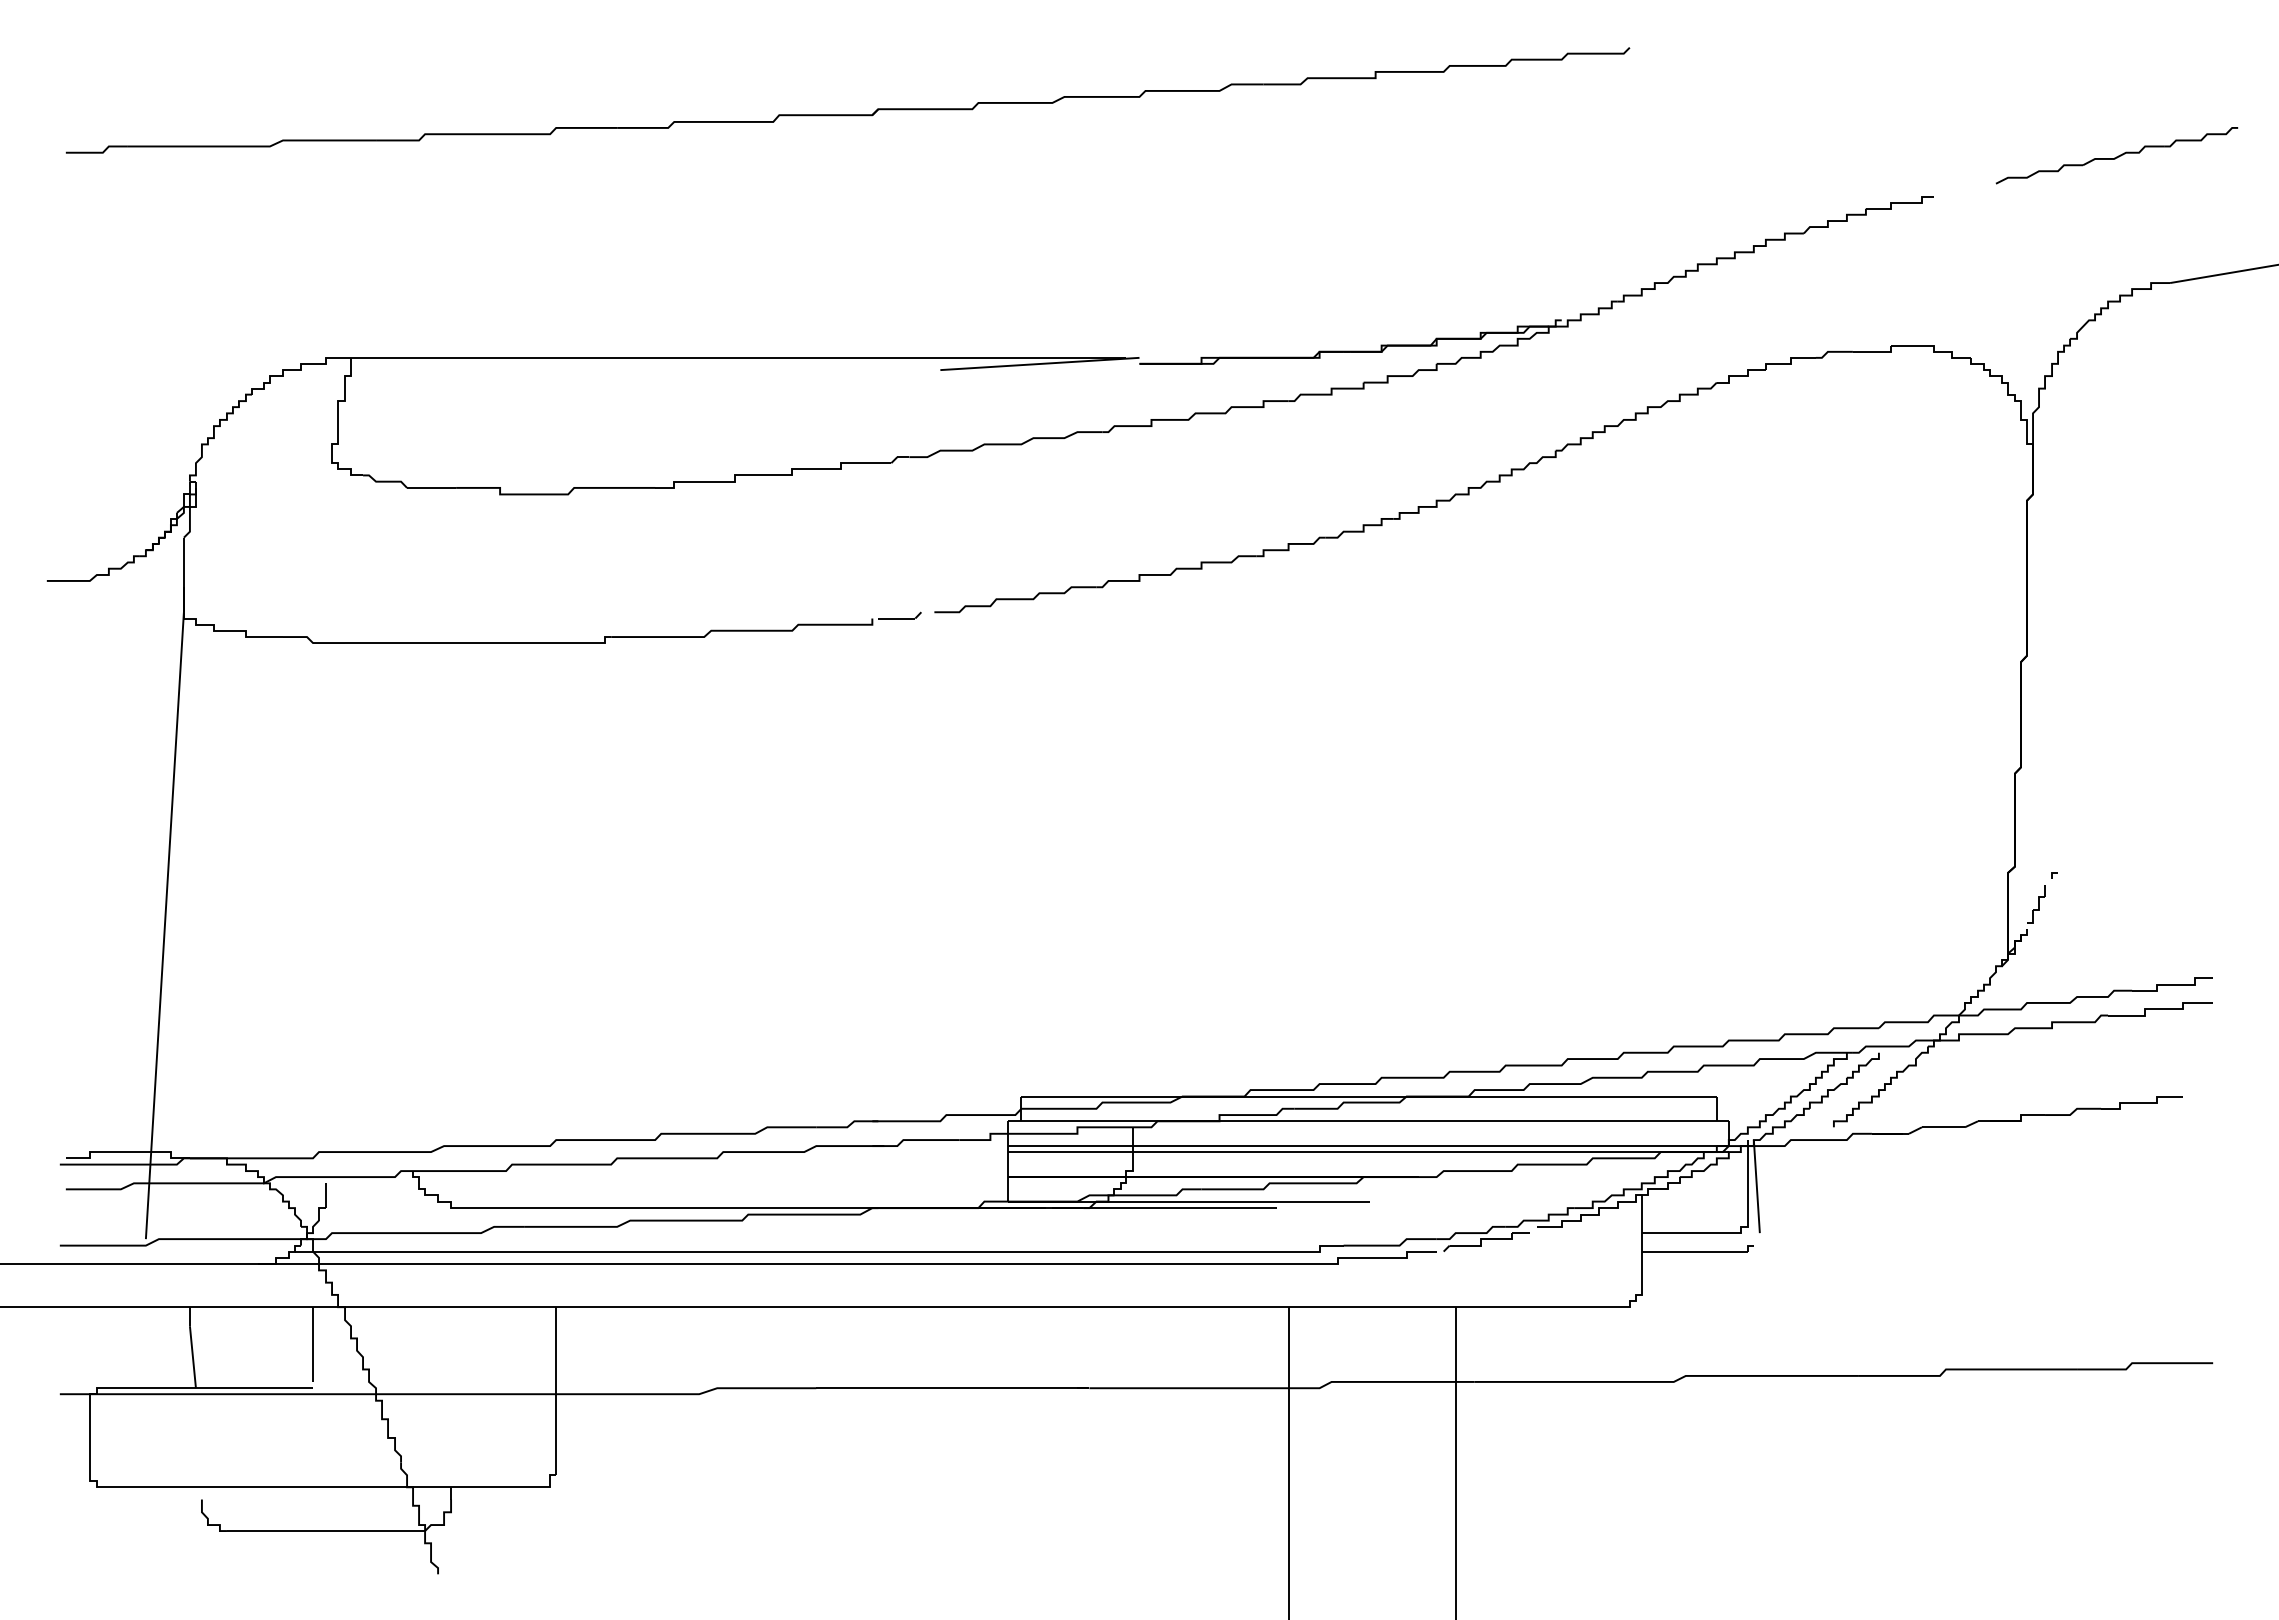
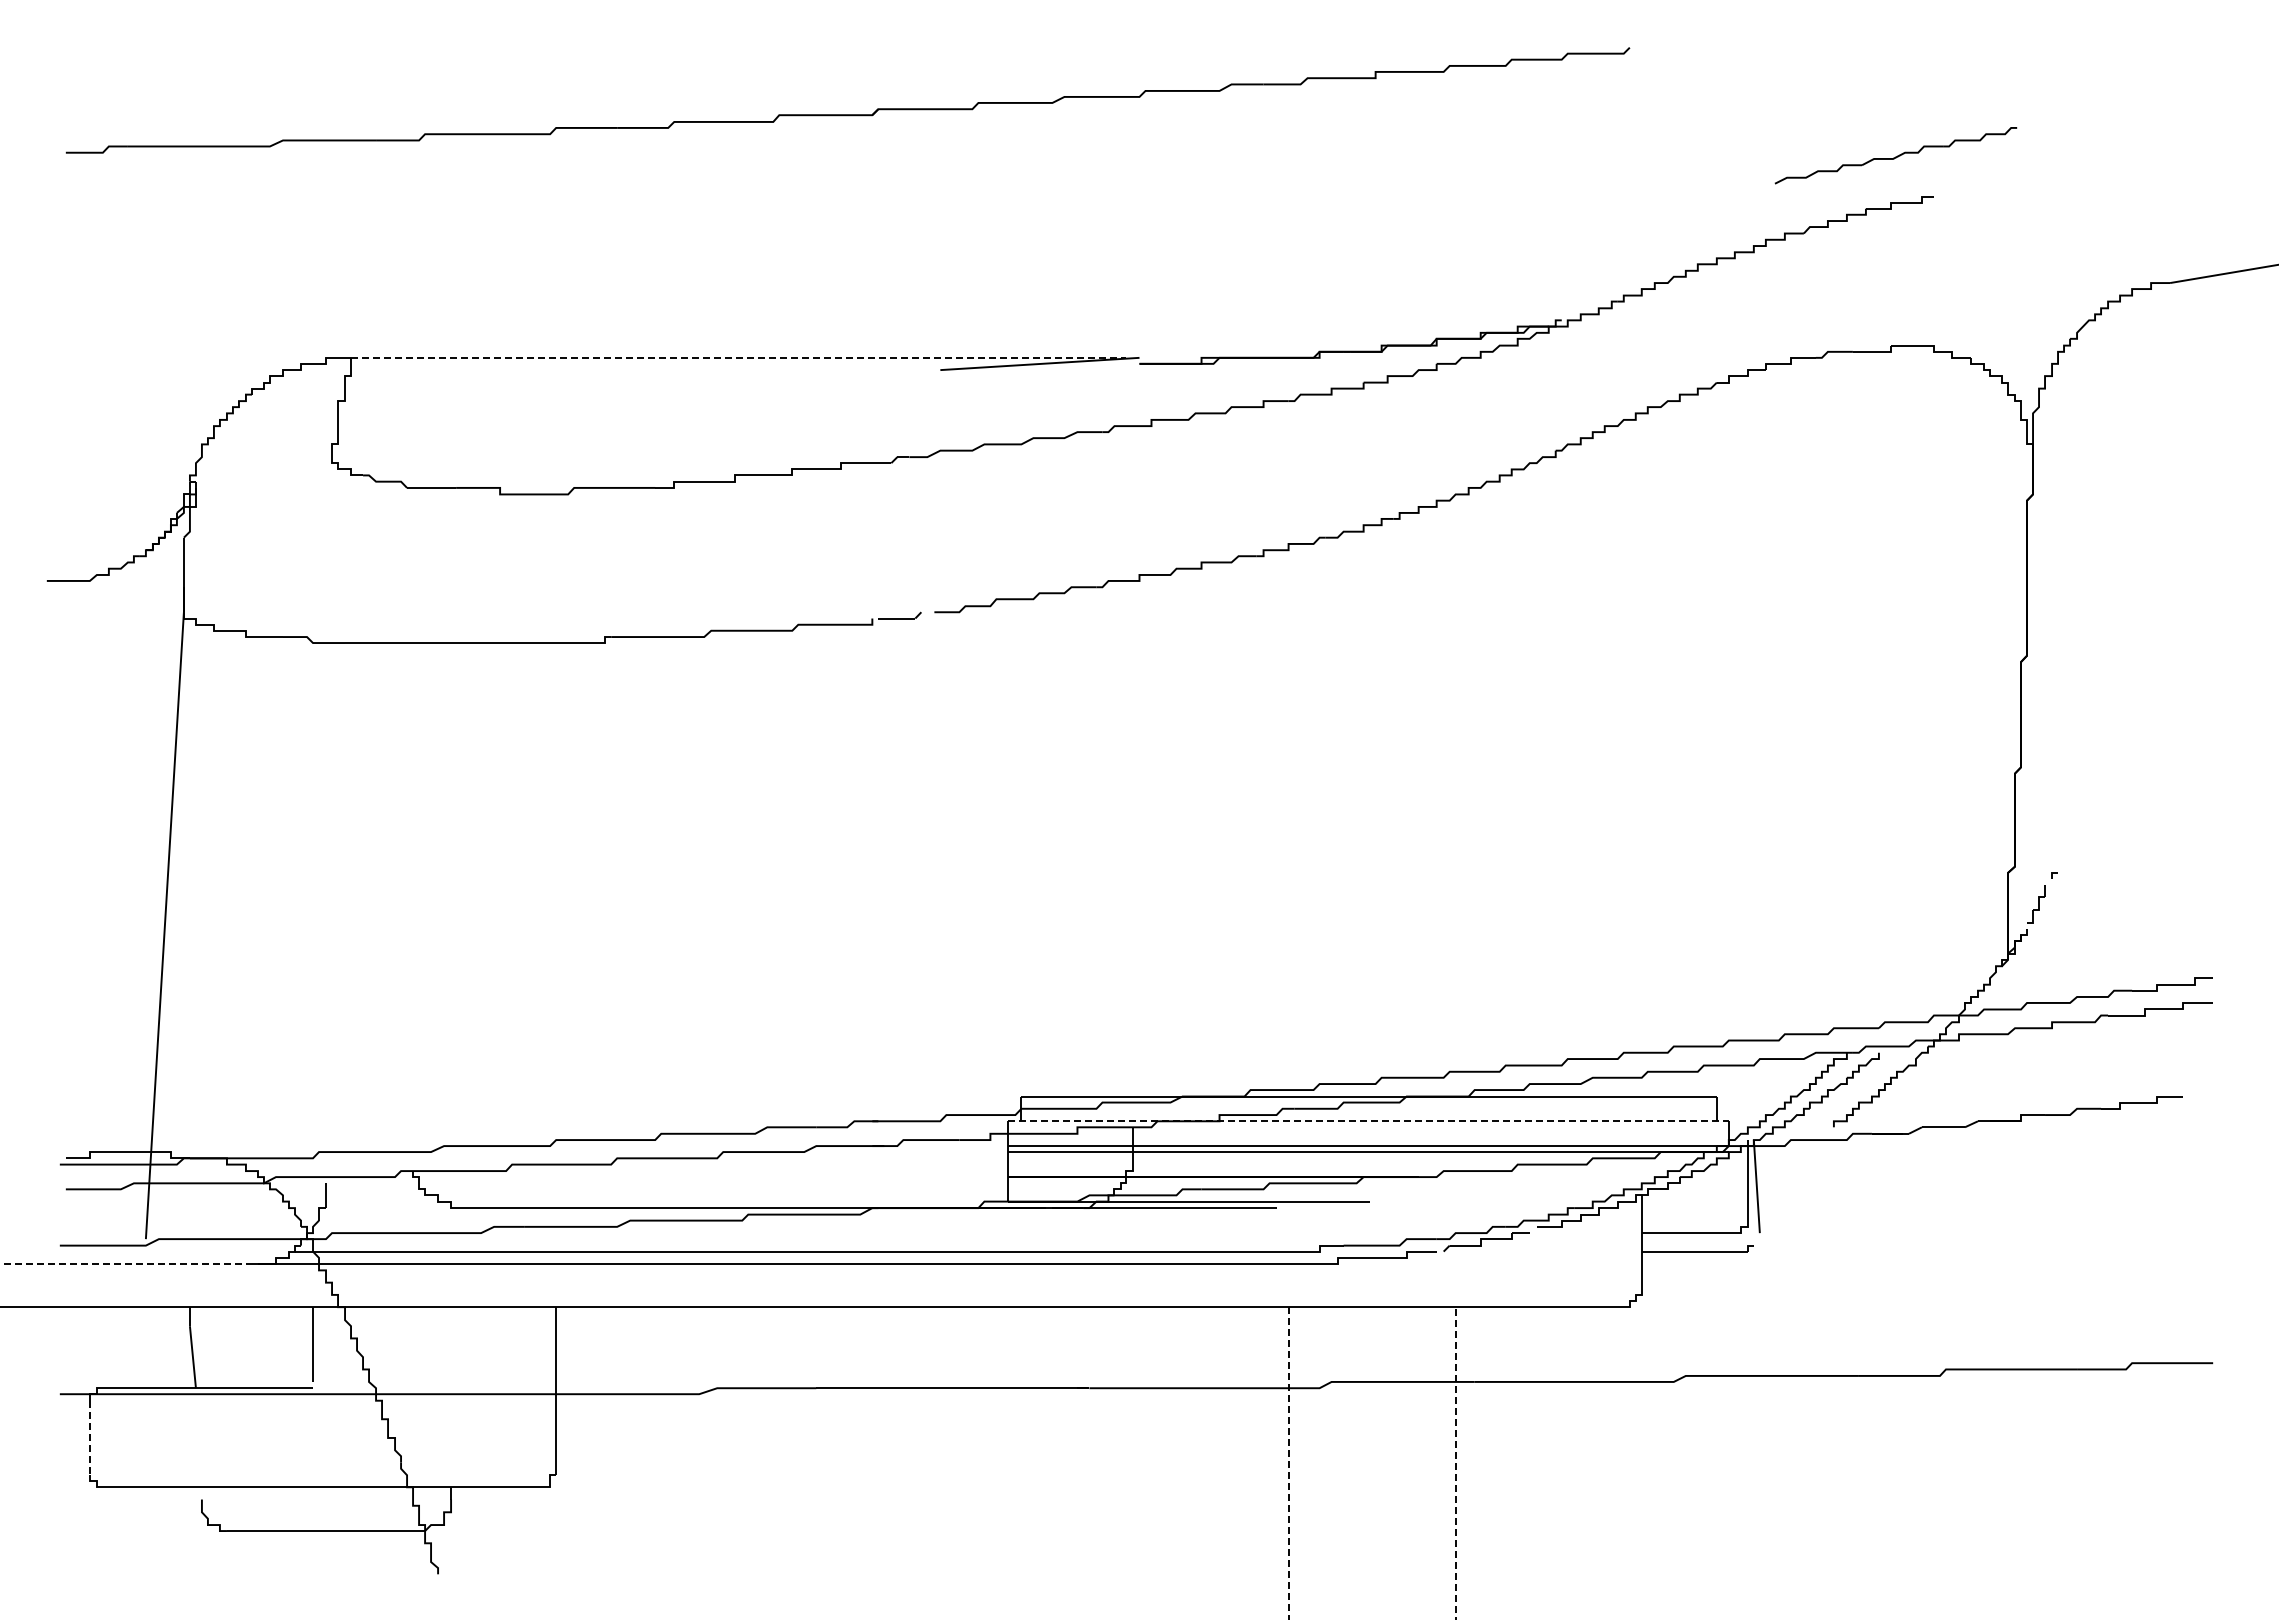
part position: (2116, 155) -> (1895, 155) (1895, 155)
line: solid -> dashed (738, 357)
line: solid -> dashed (1369, 1121)
line: solid -> dashed (123, 1264)
line: solid -> dashed (89, 1438)
line: solid -> dashed (1288, 1463)
line: solid -> dashed (1455, 1463)
